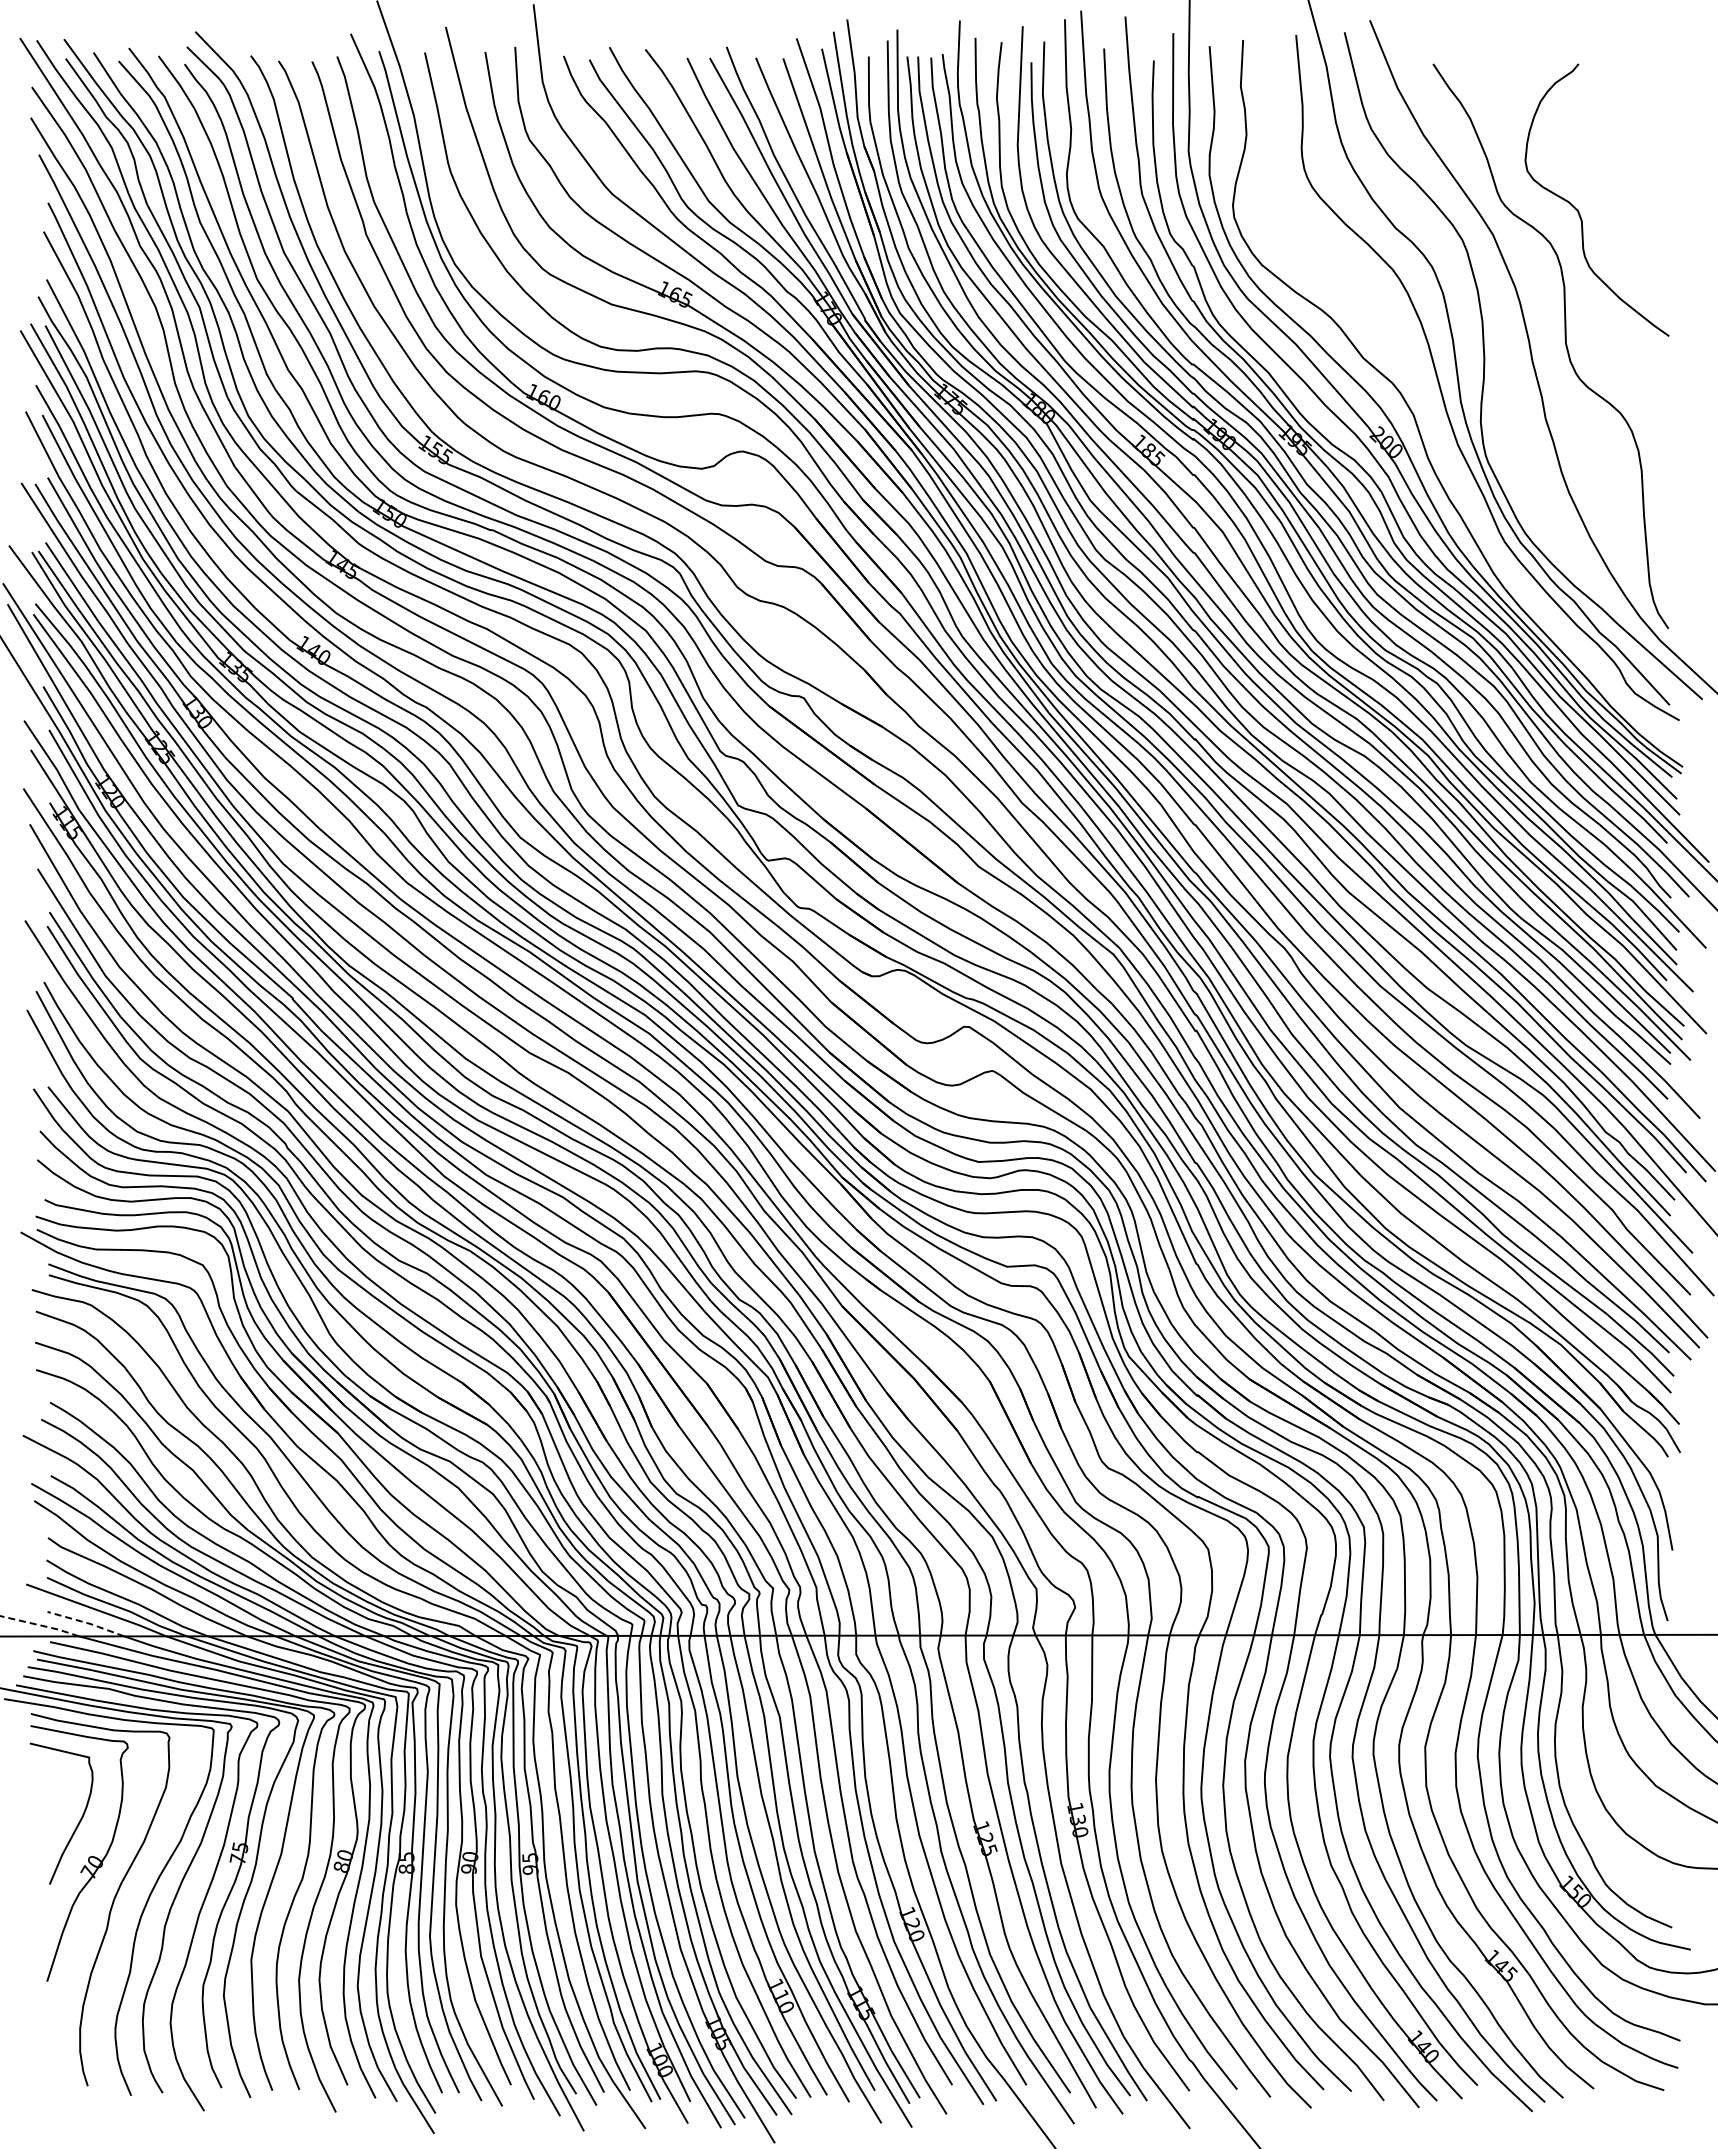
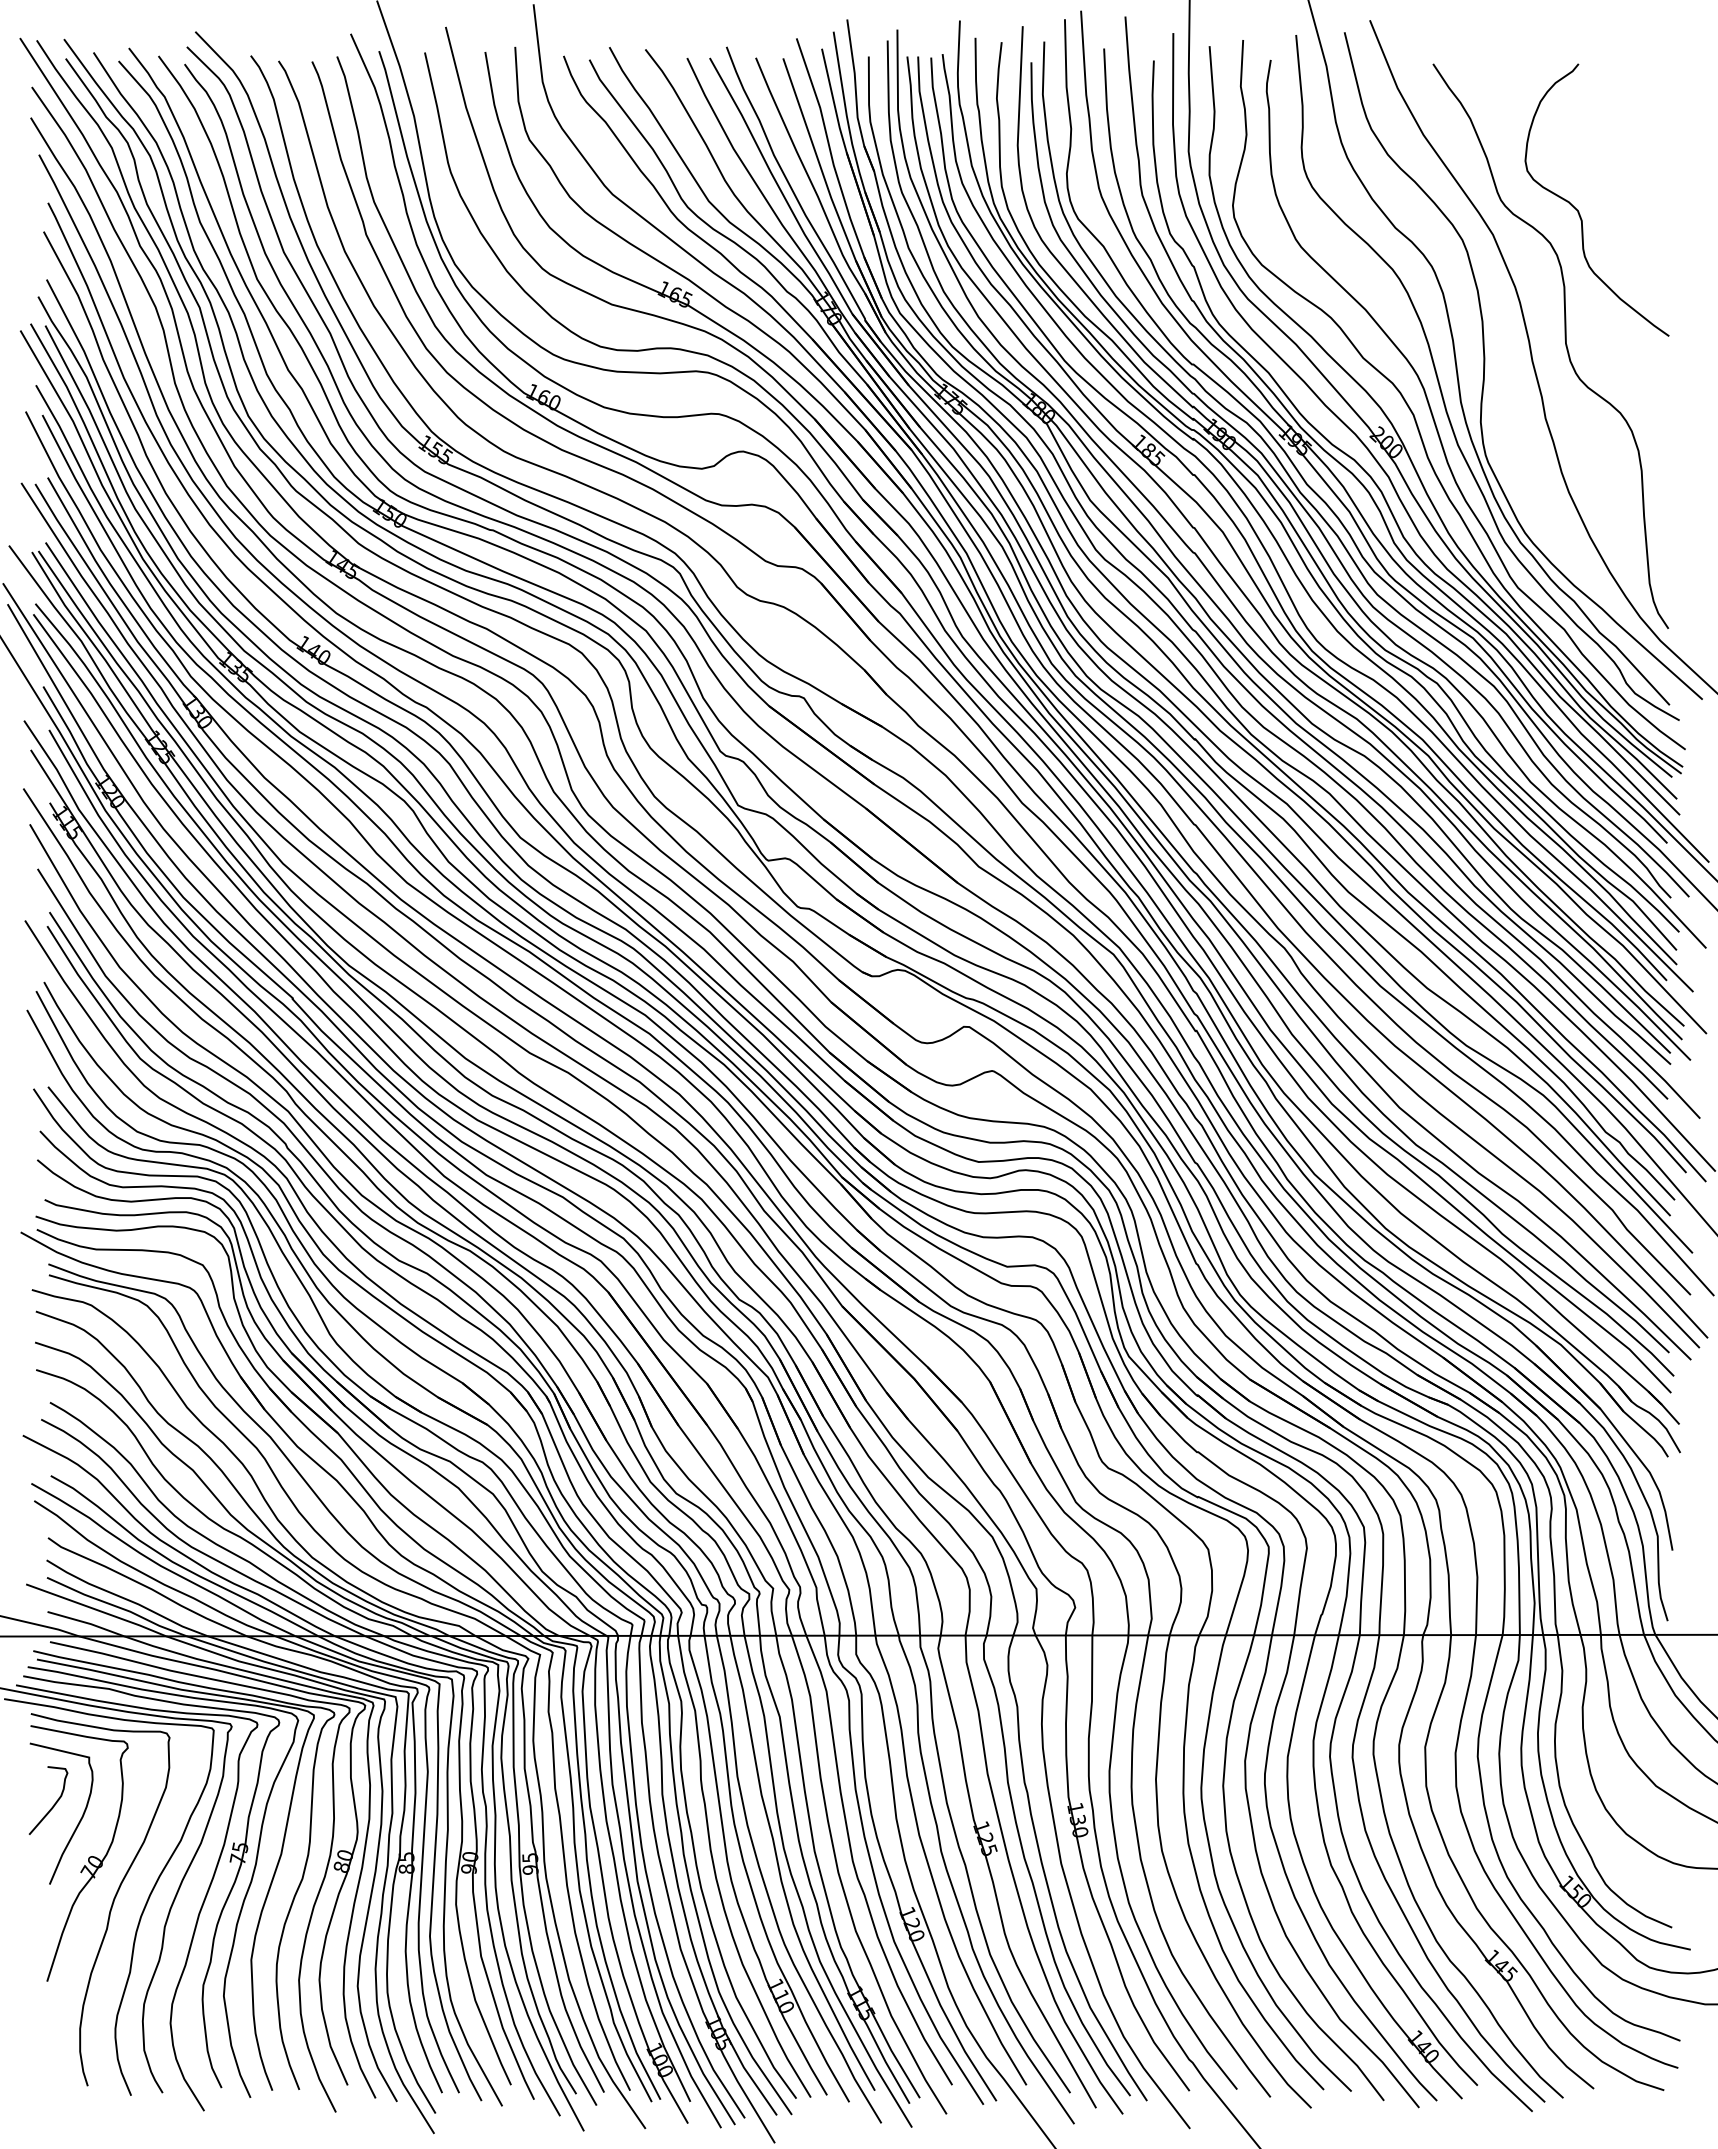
curve: none -> present (1433, 414)
line: dashed -> solid (86, 1622)
line: dashed -> solid (40, 1625)
curve: none -> present (53, 1804)
